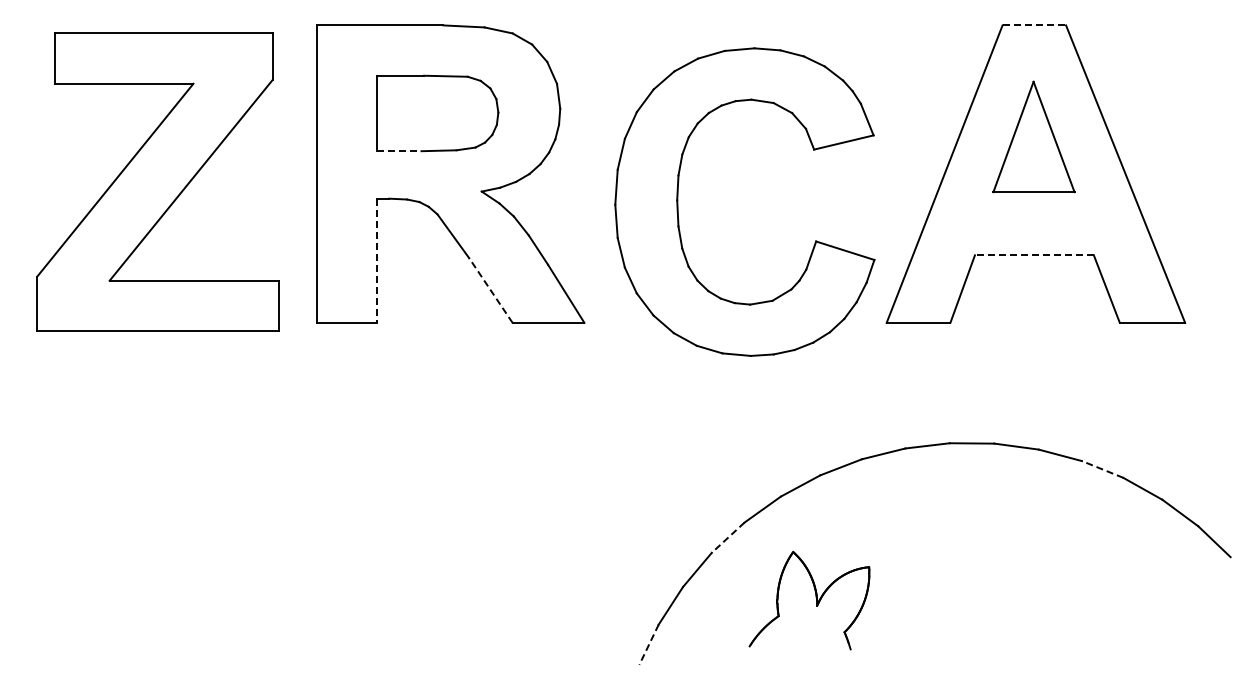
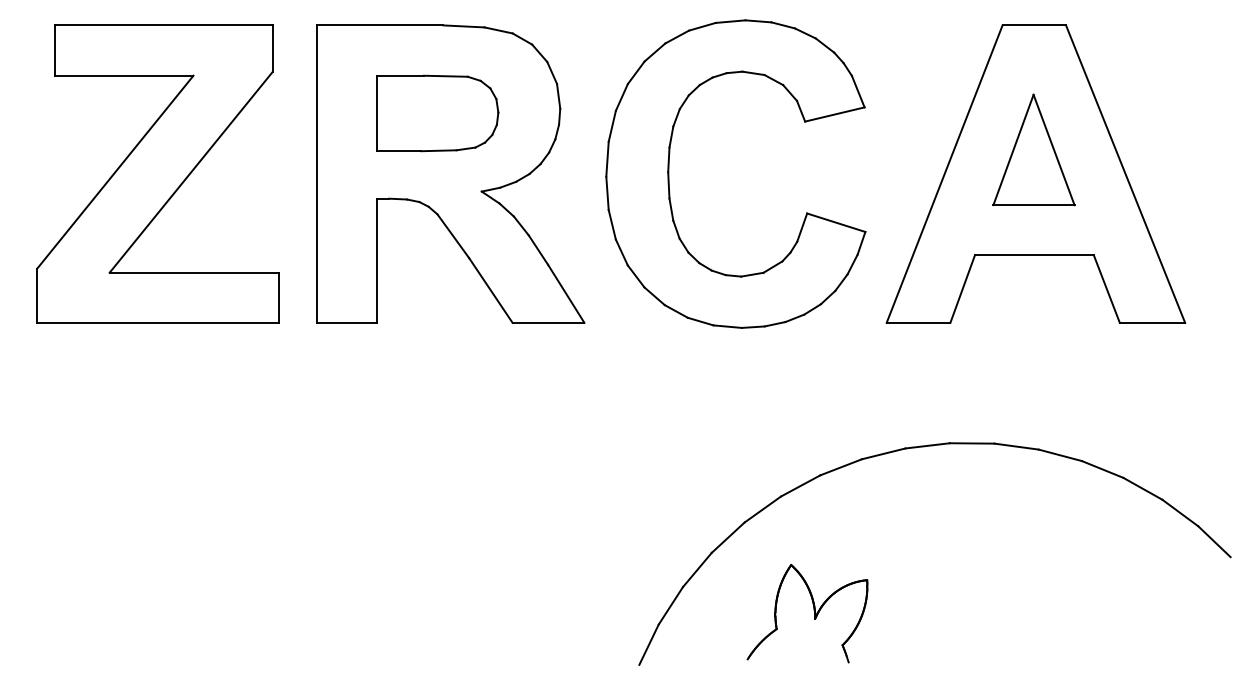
line: dashed -> solid (1034, 25)
part position: (1033, 136) -> (1033, 149) (1033, 149)
line: dashed -> solid (399, 151)
part position: (157, 181) -> (157, 173) (157, 173)
part position: (678, 201) -> (669, 173) (669, 173)
line: dashed -> solid (1033, 255)
line: dashed -> solid (377, 261)
line: dashed -> solid (490, 290)
line: dashed -> solid (1102, 469)
line: dashed -> solid (727, 538)
part position: (815, 597) -> (813, 610) (813, 610)
line: dashed -> solid (648, 645)
